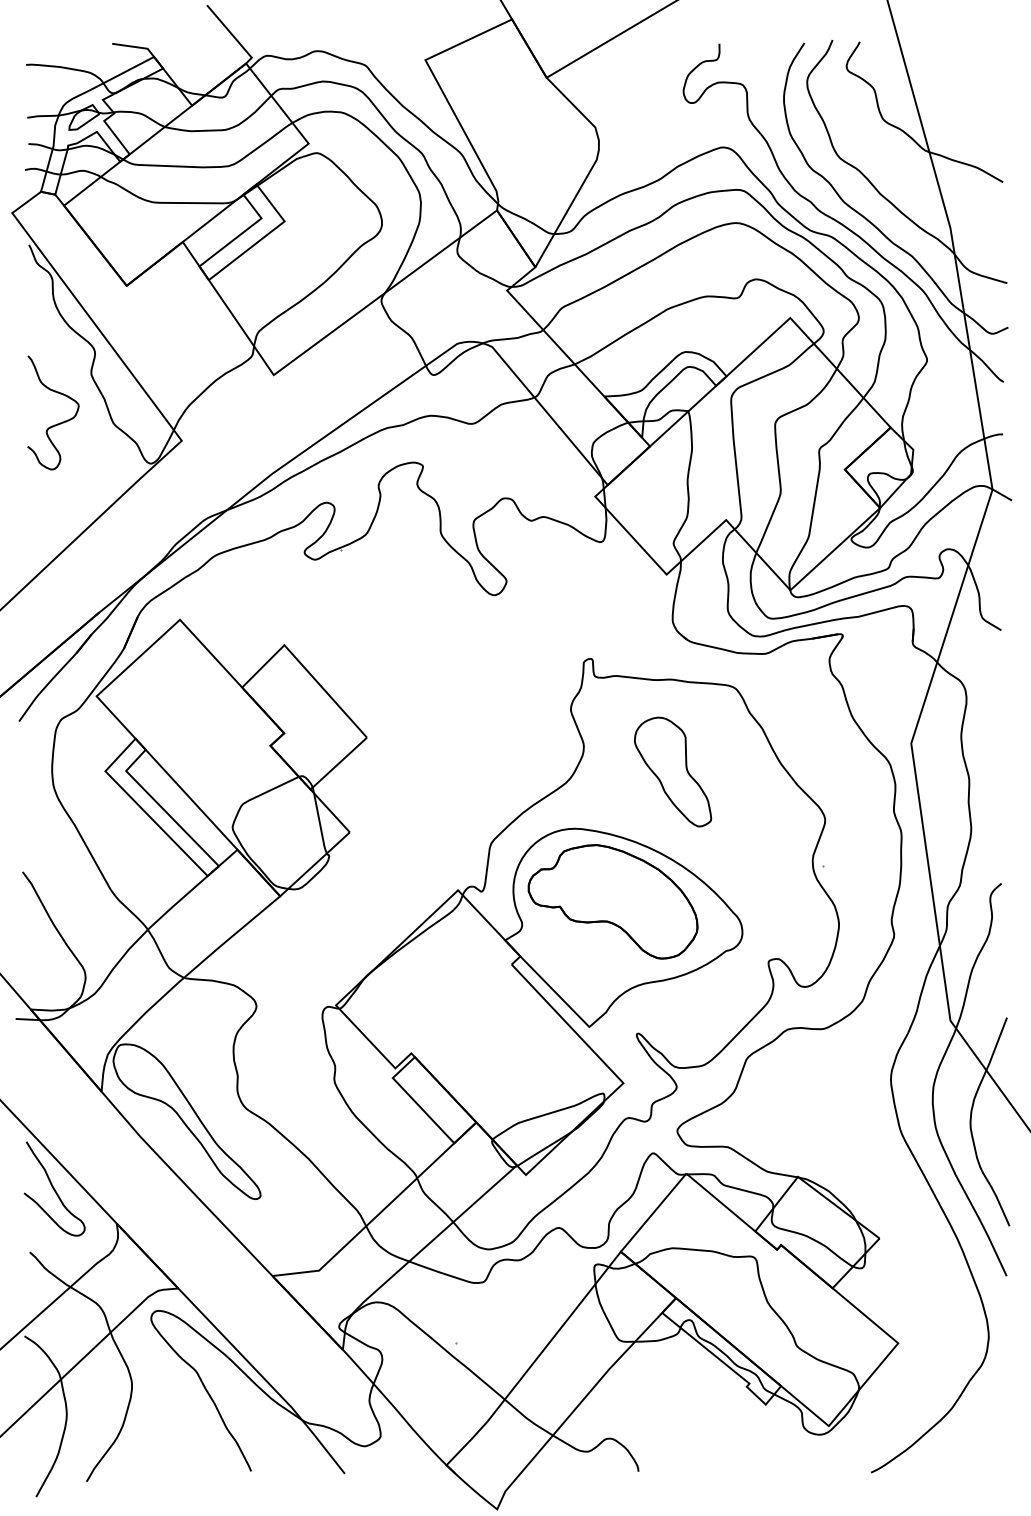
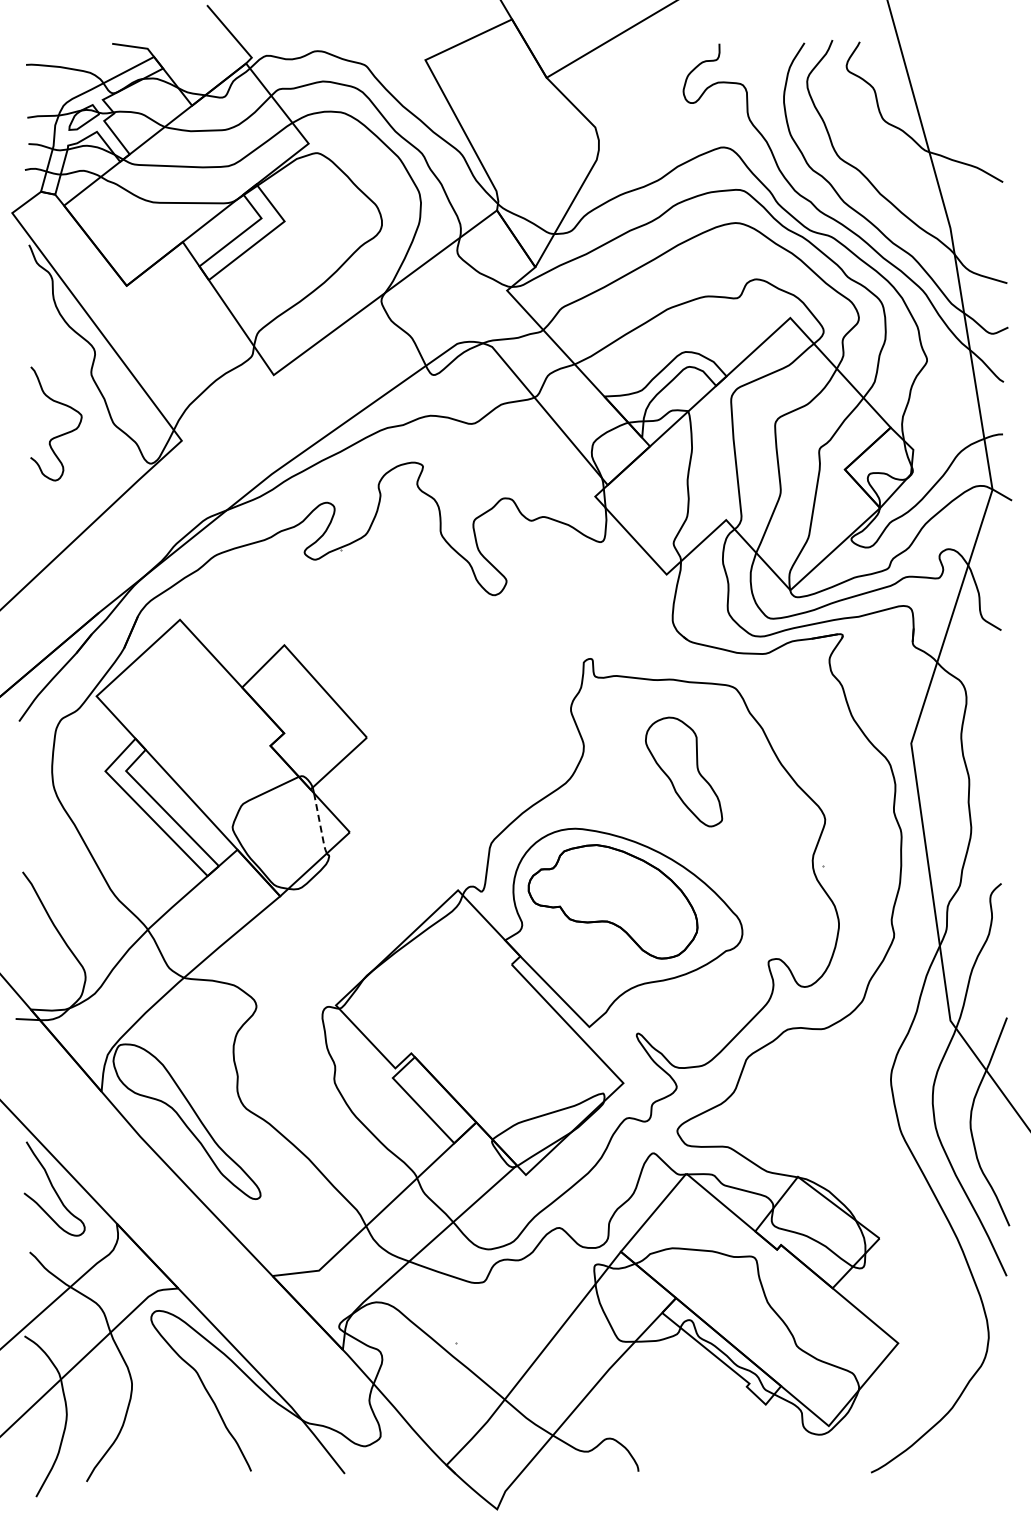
curve position: (59, 422) -> (62, 433) (62, 433)
part position: (673, 771) -> (684, 771) (684, 771)
line: solid -> dashed (320, 825)
